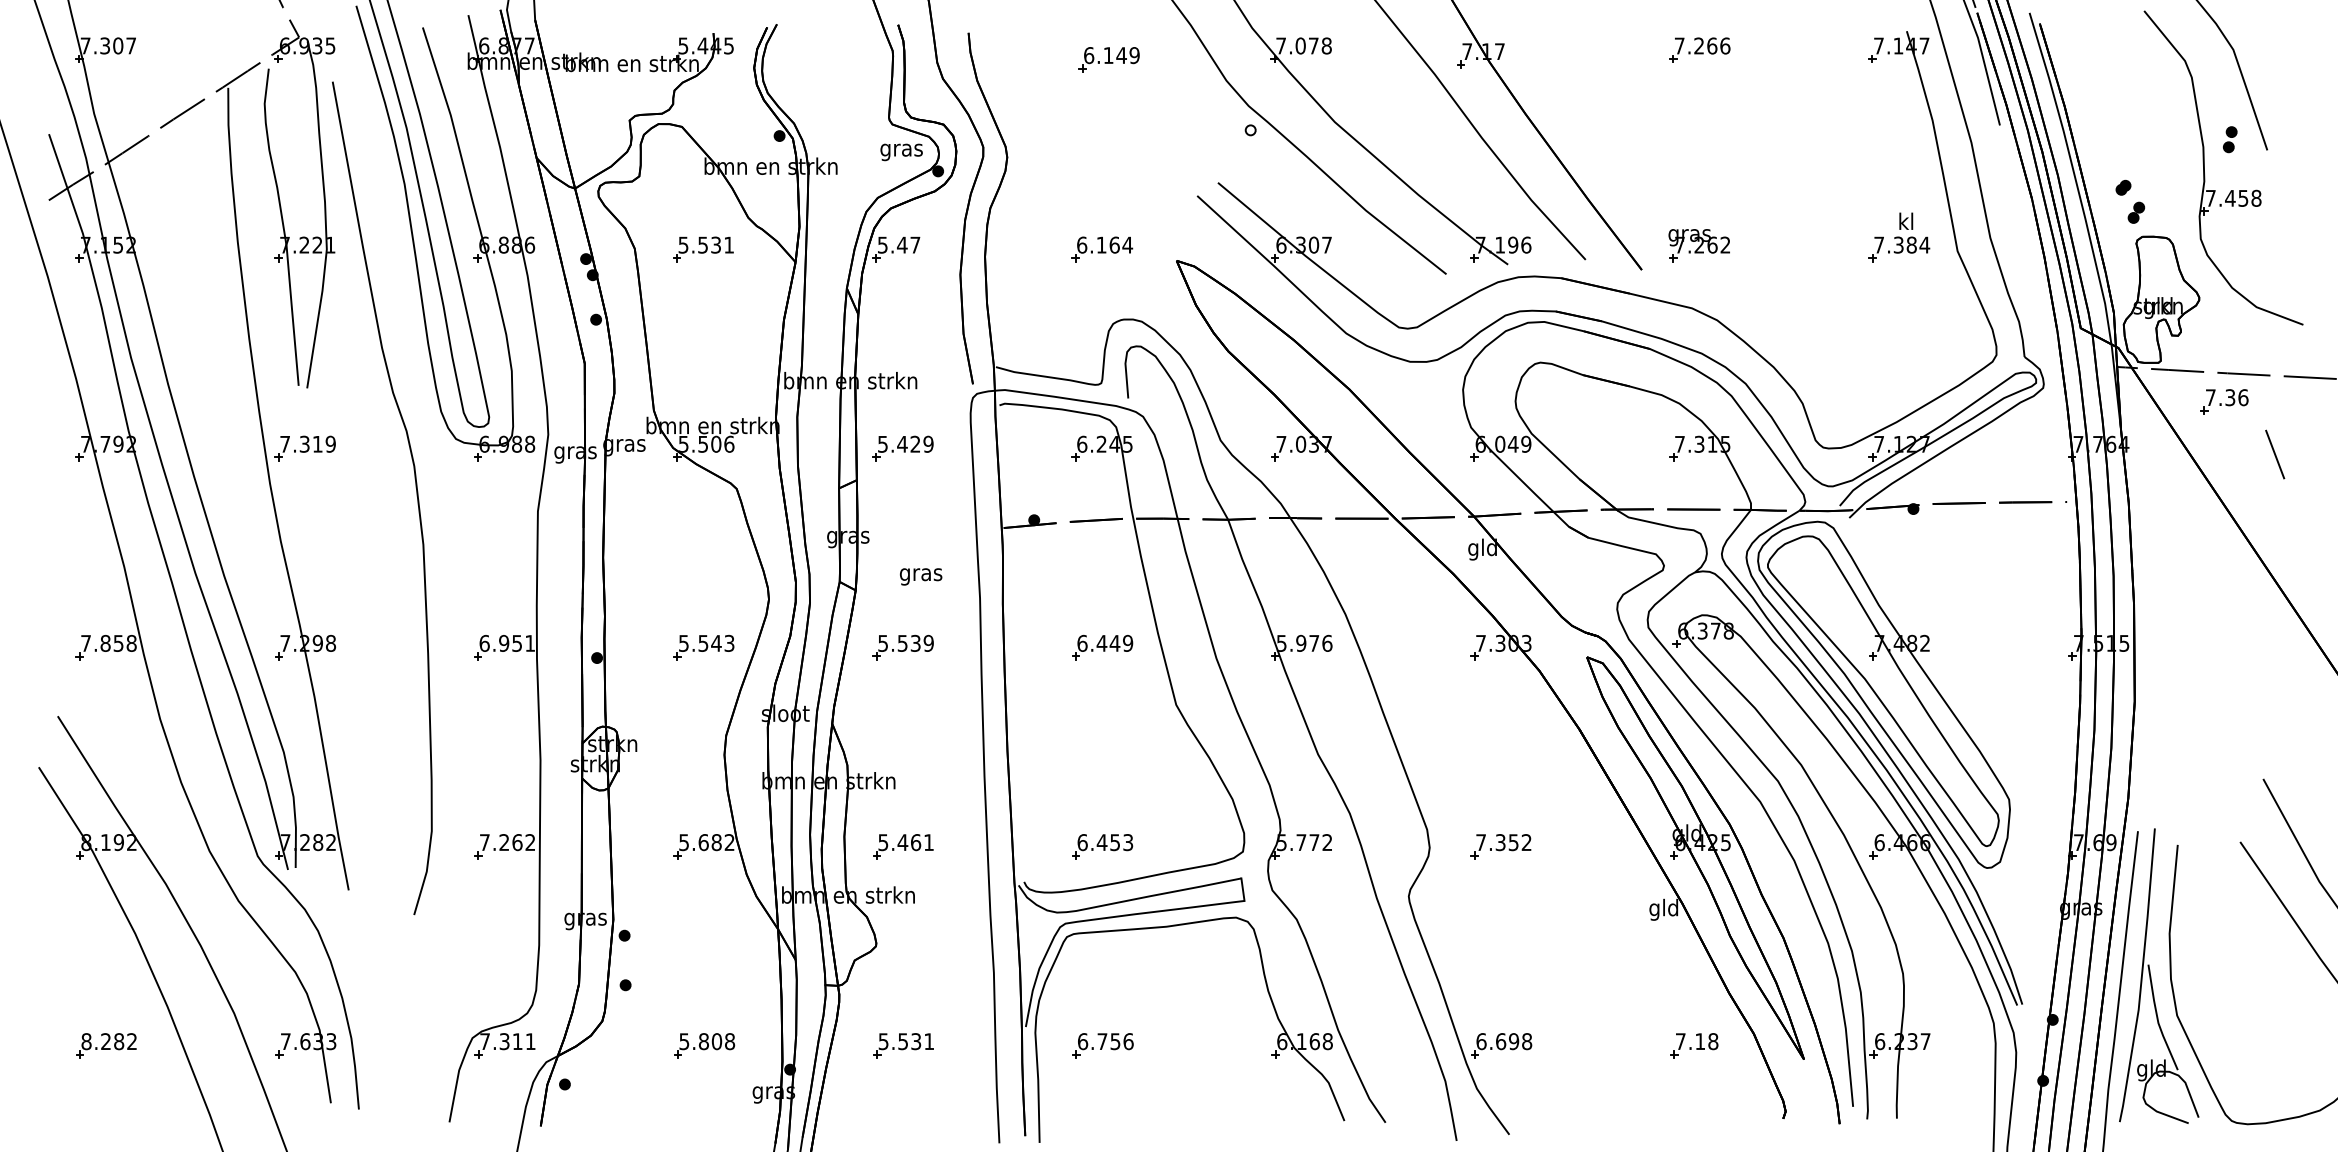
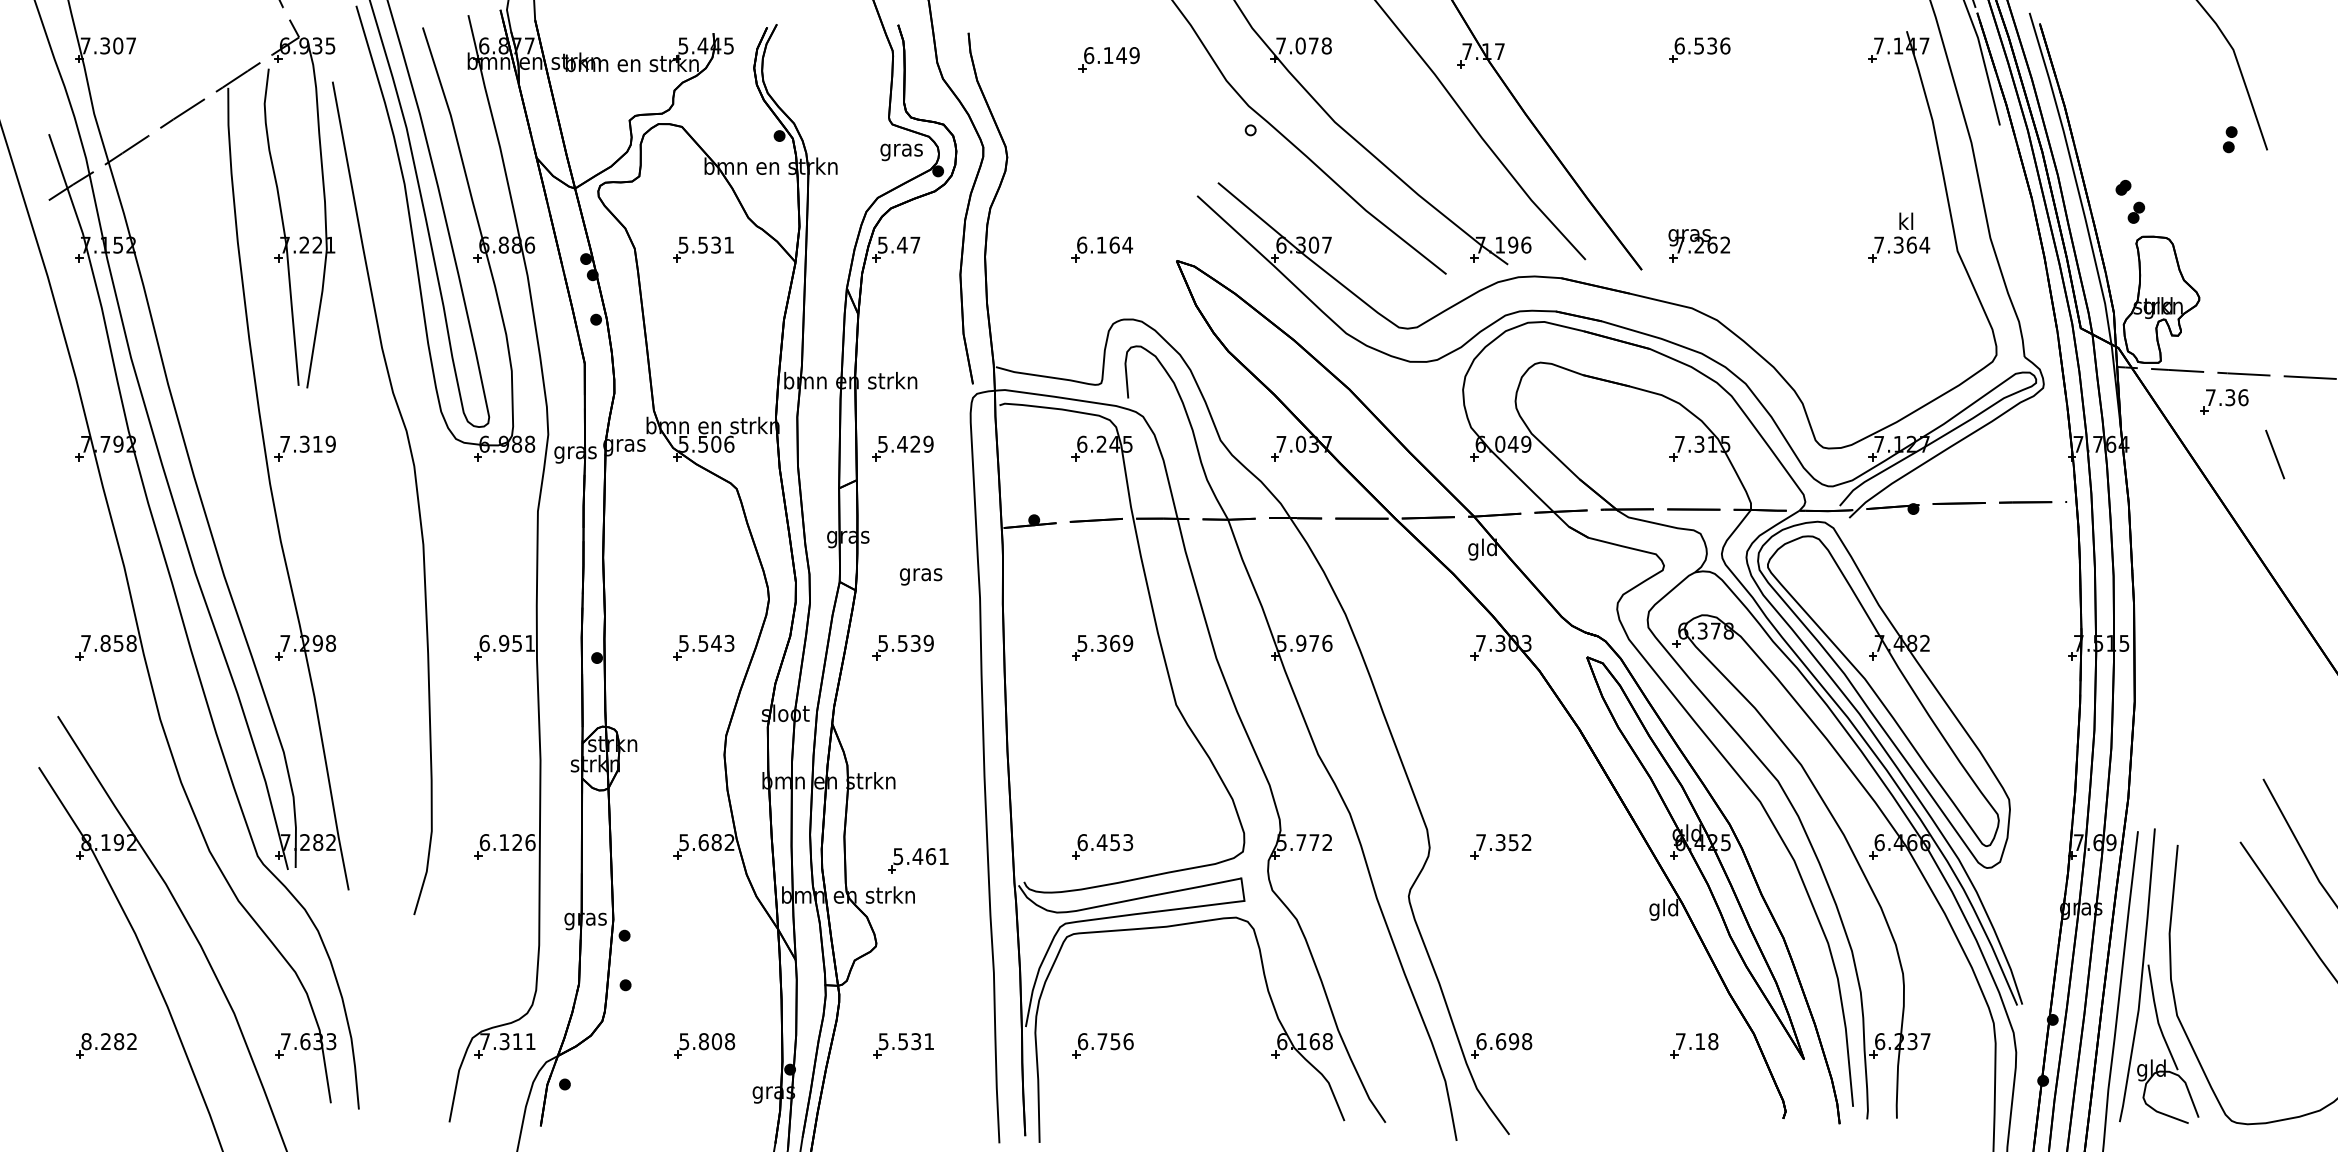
text: 7.266 -> 6.536 (1695, 45)
part: present -> none (2204, 167)
text: 7.384 -> 7.364 (1911, 244)
text: 6.449 -> 5.369 (1098, 642)
text: 7.262 -> 6.126 (507, 842)
part position: (903, 846) -> (918, 860) (918, 860)
